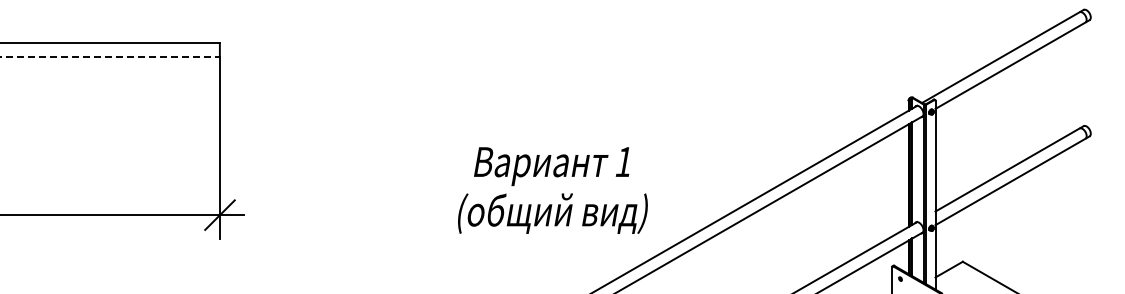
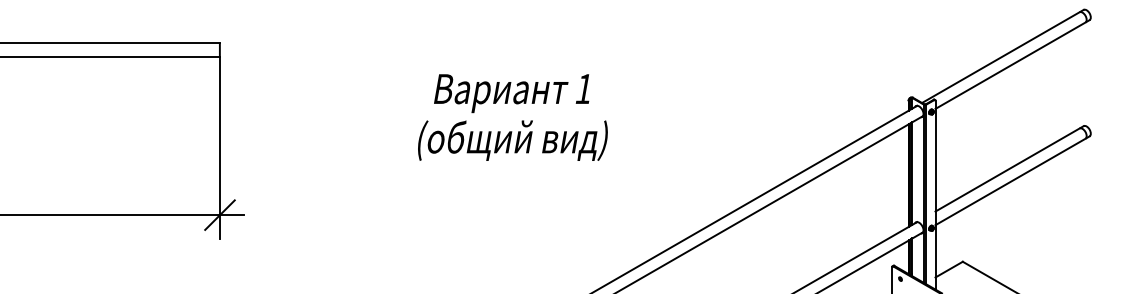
line: dashed -> solid (110, 57)
text position: (552, 190) -> (512, 117) (512, 117)
